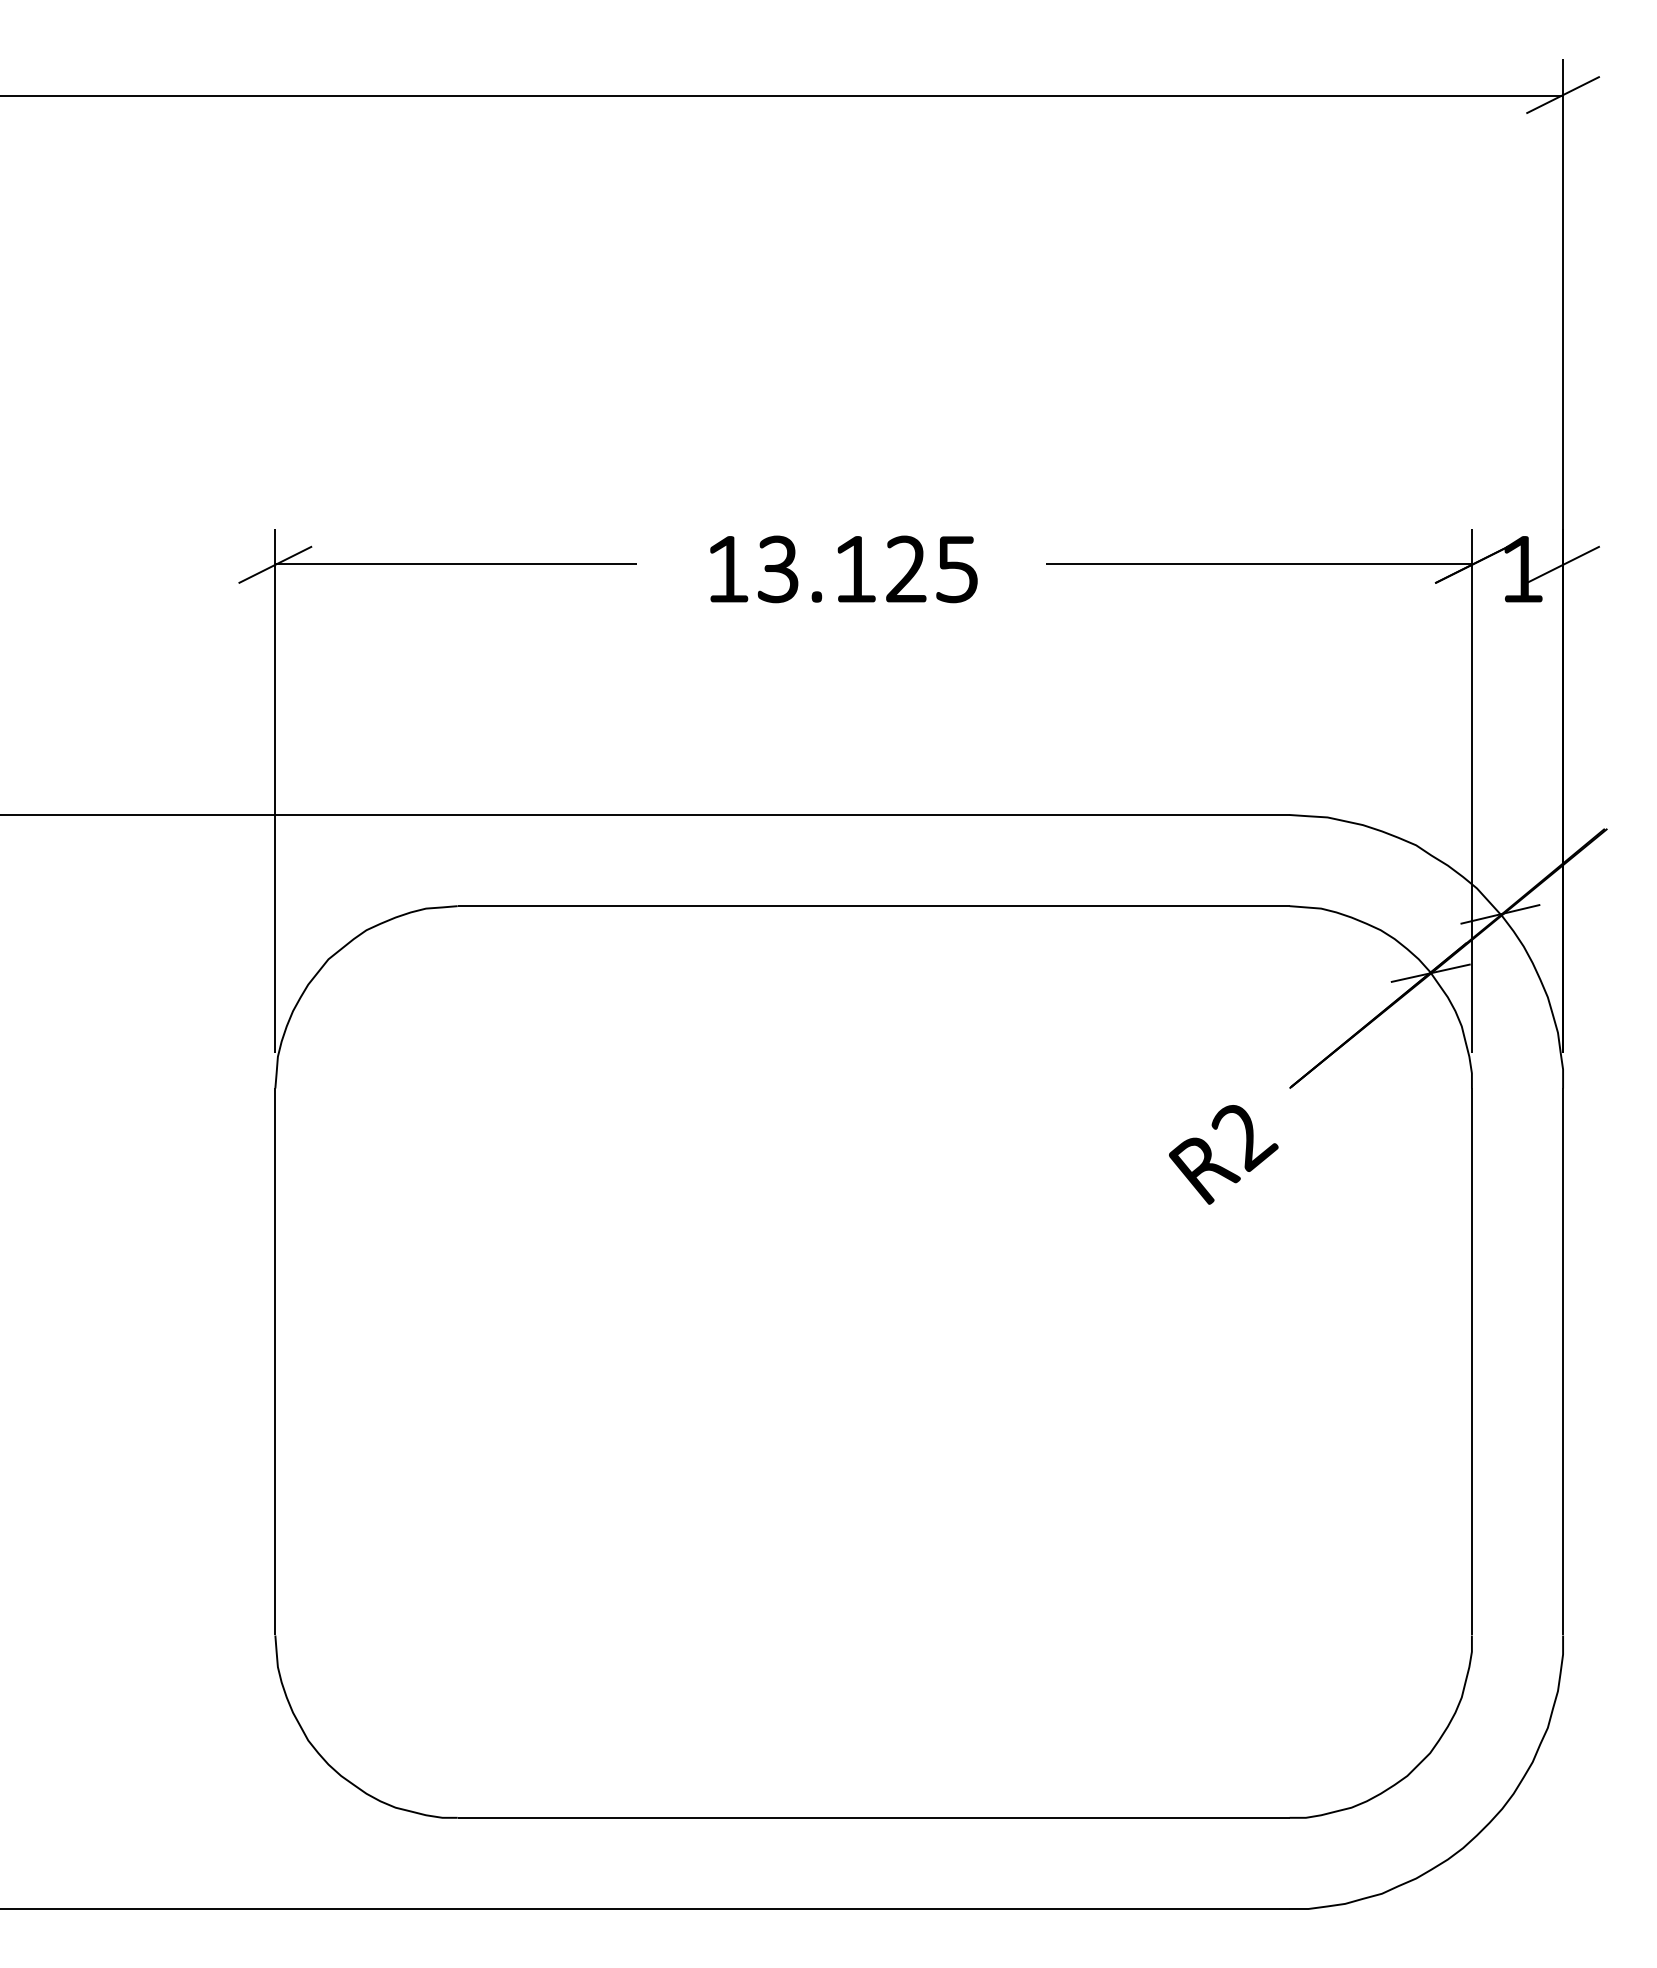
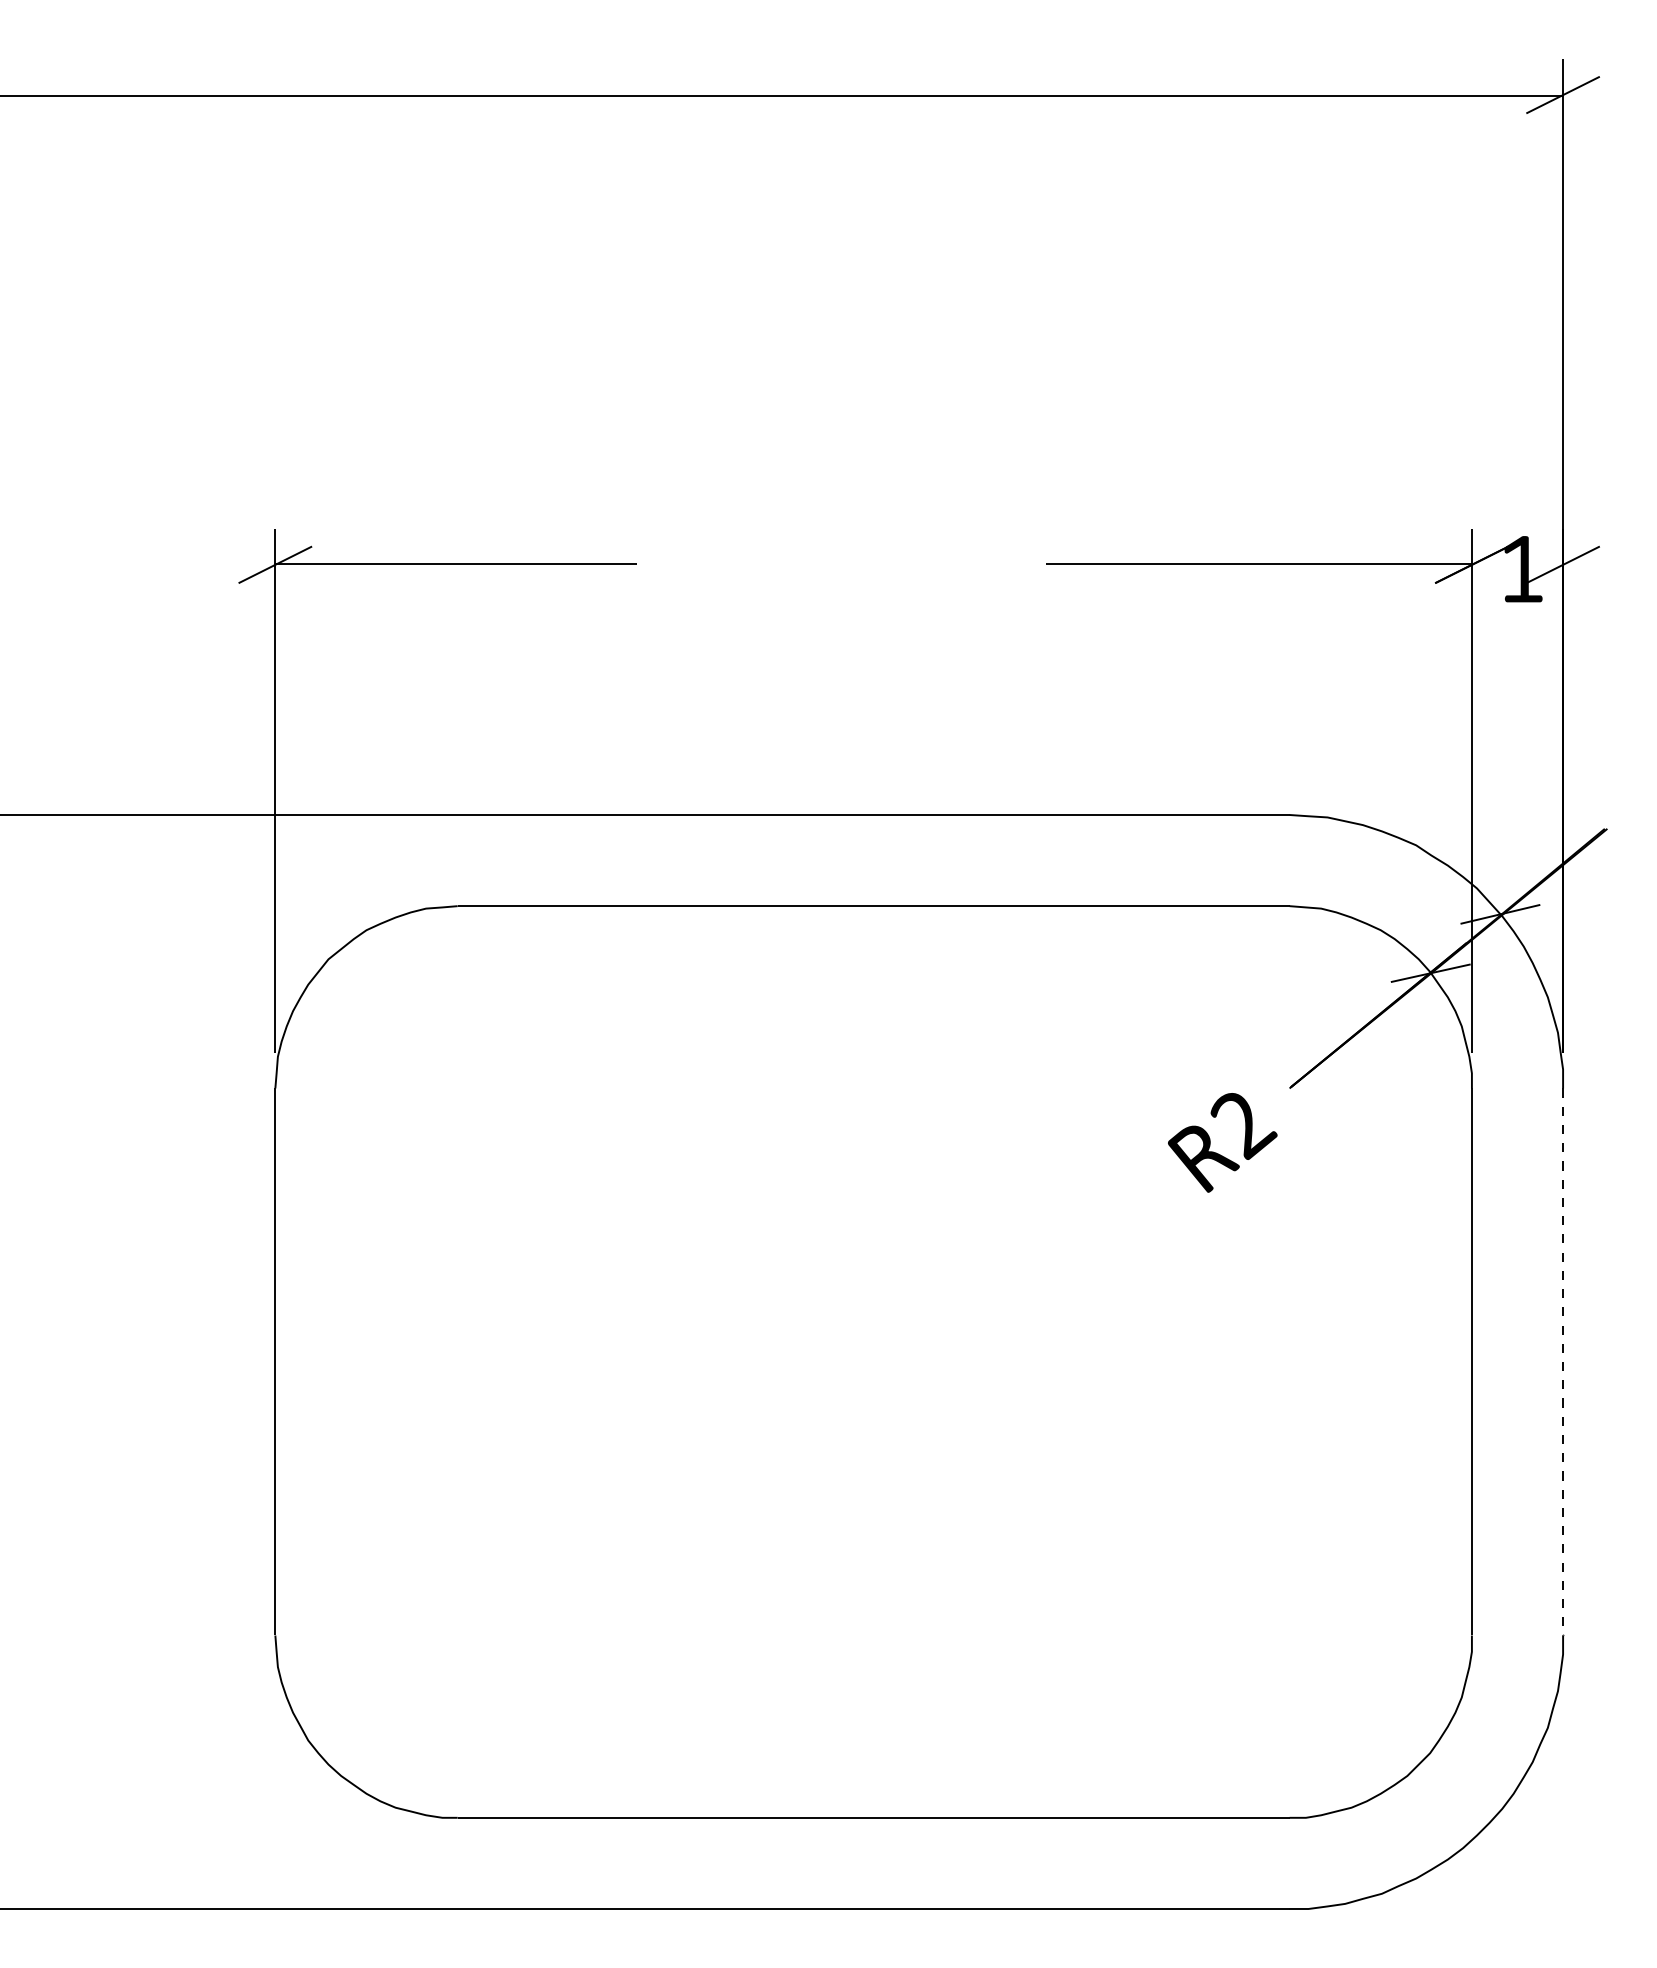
part: present -> none (853, 569)
part position: (1217, 1164) -> (1216, 1152) (1216, 1152)
line: solid -> dashed (1563, 1362)
